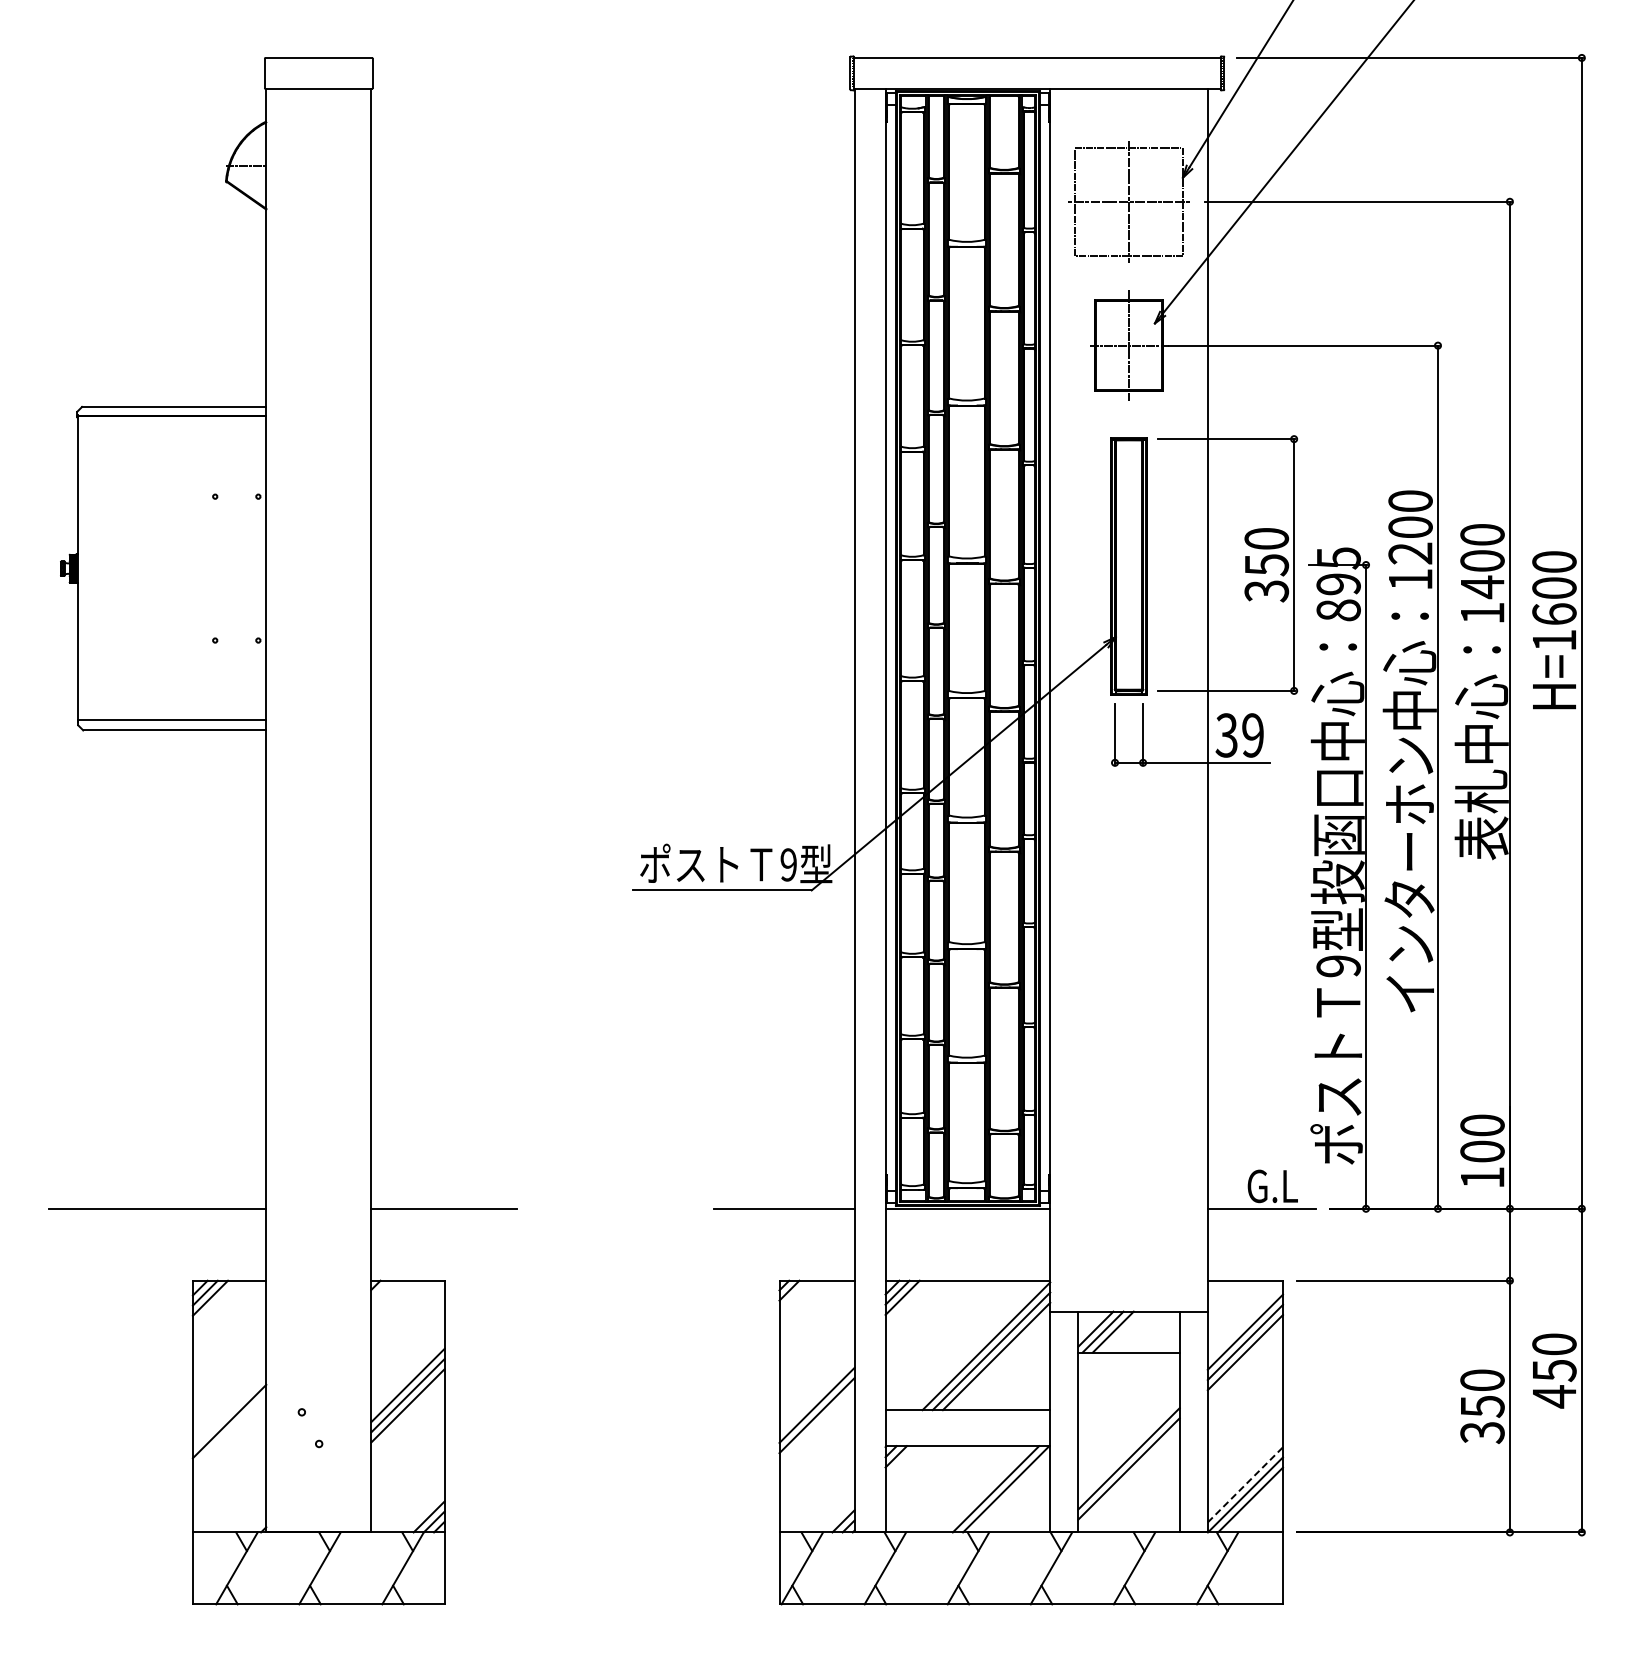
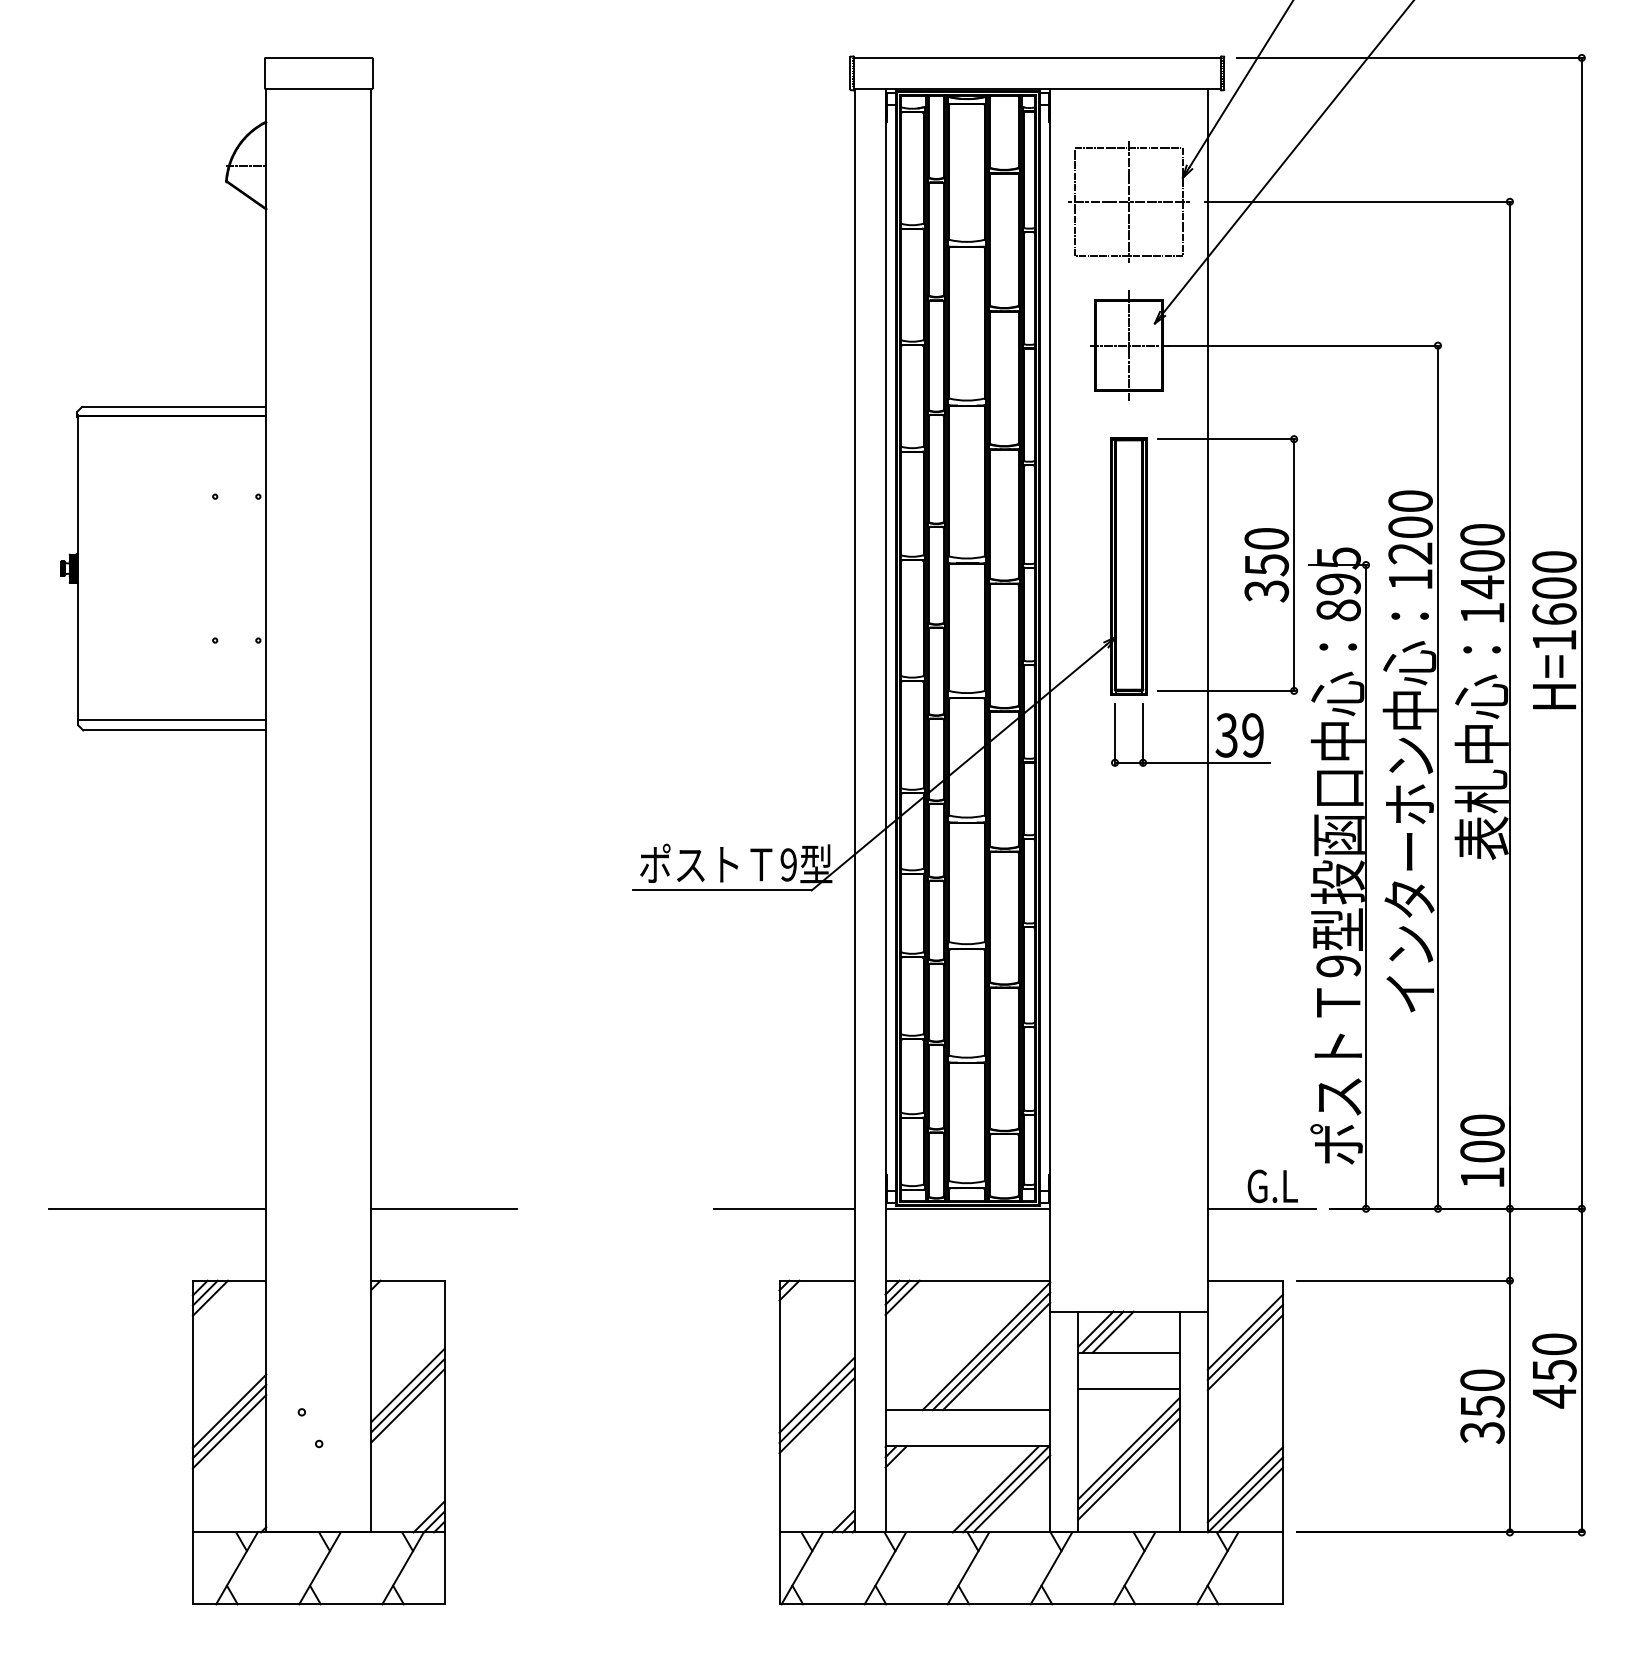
line: none -> present (1128, 1388)
line: none -> present (816, 1394)
line: none -> present (229, 1411)
line: none -> present (229, 1431)
line: none -> present (1128, 1448)
line: dashed -> solid (1245, 1484)
line: none -> present (1011, 1493)
